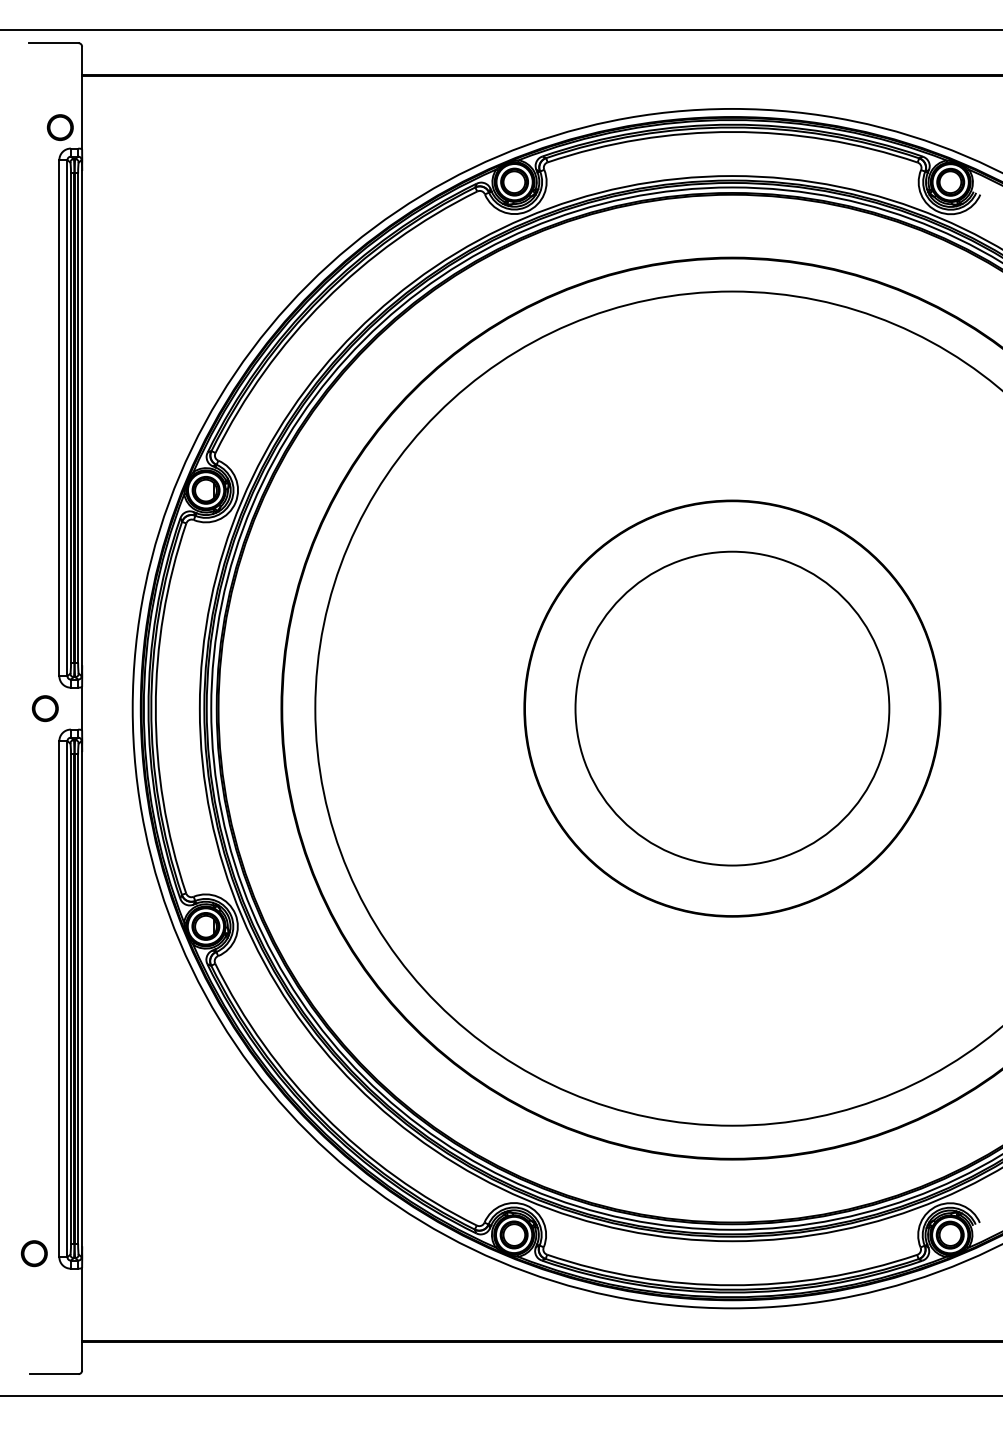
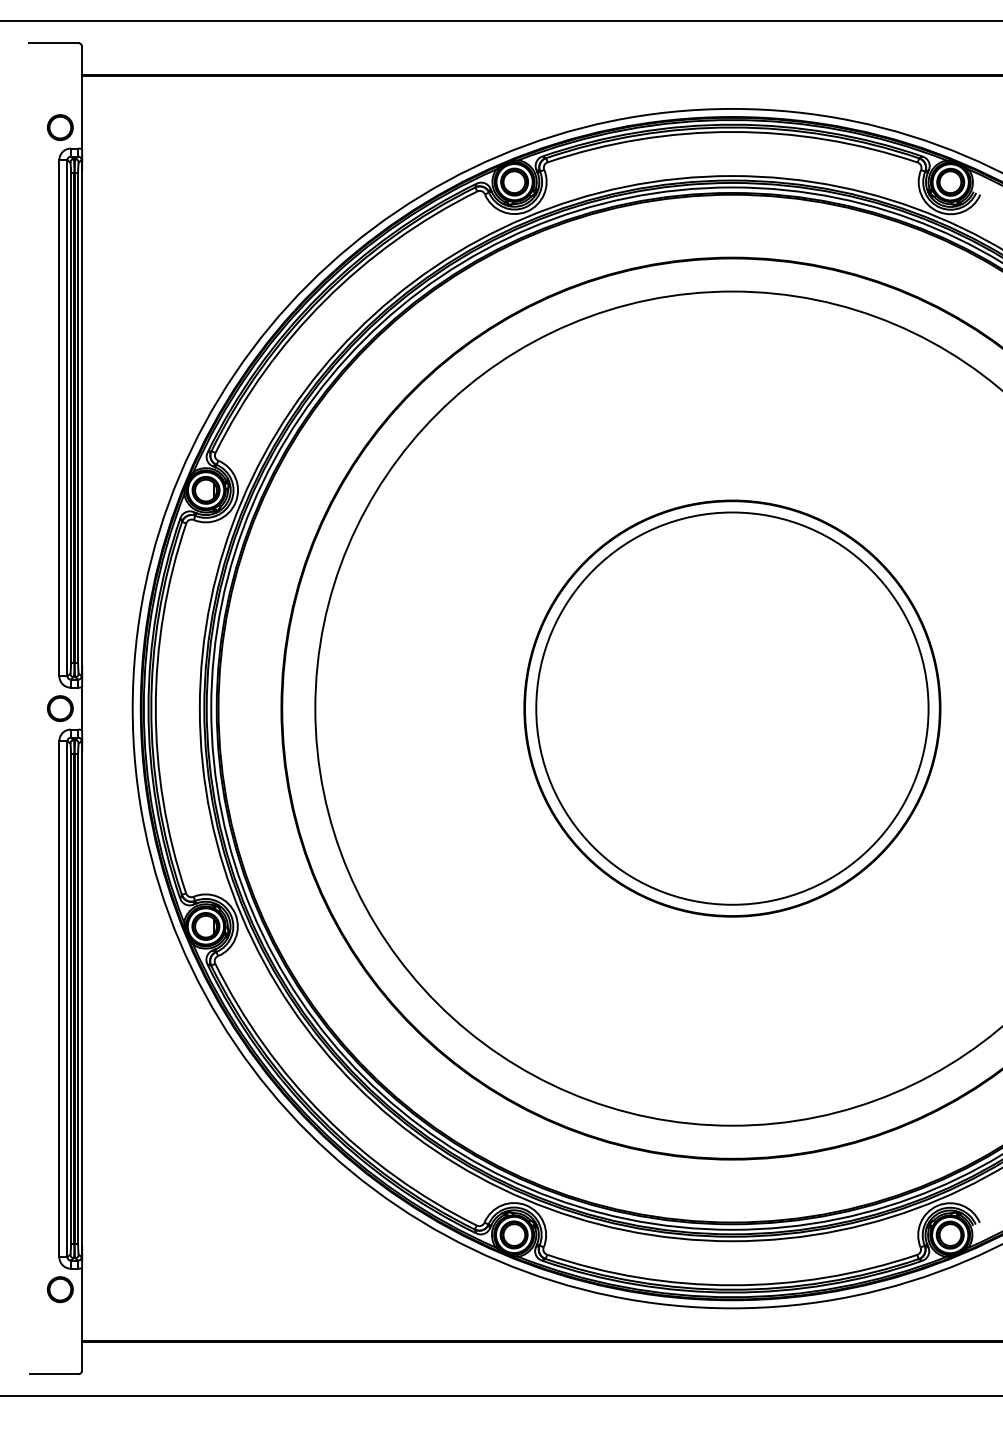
line position: (500, 30) -> (500, 21) (500, 21)
part position: (44, 708) -> (59, 708) (59, 708)
circle diameter: 314 px -> 392 px (732, 708)
part position: (33, 1253) -> (59, 1289) (59, 1289)
